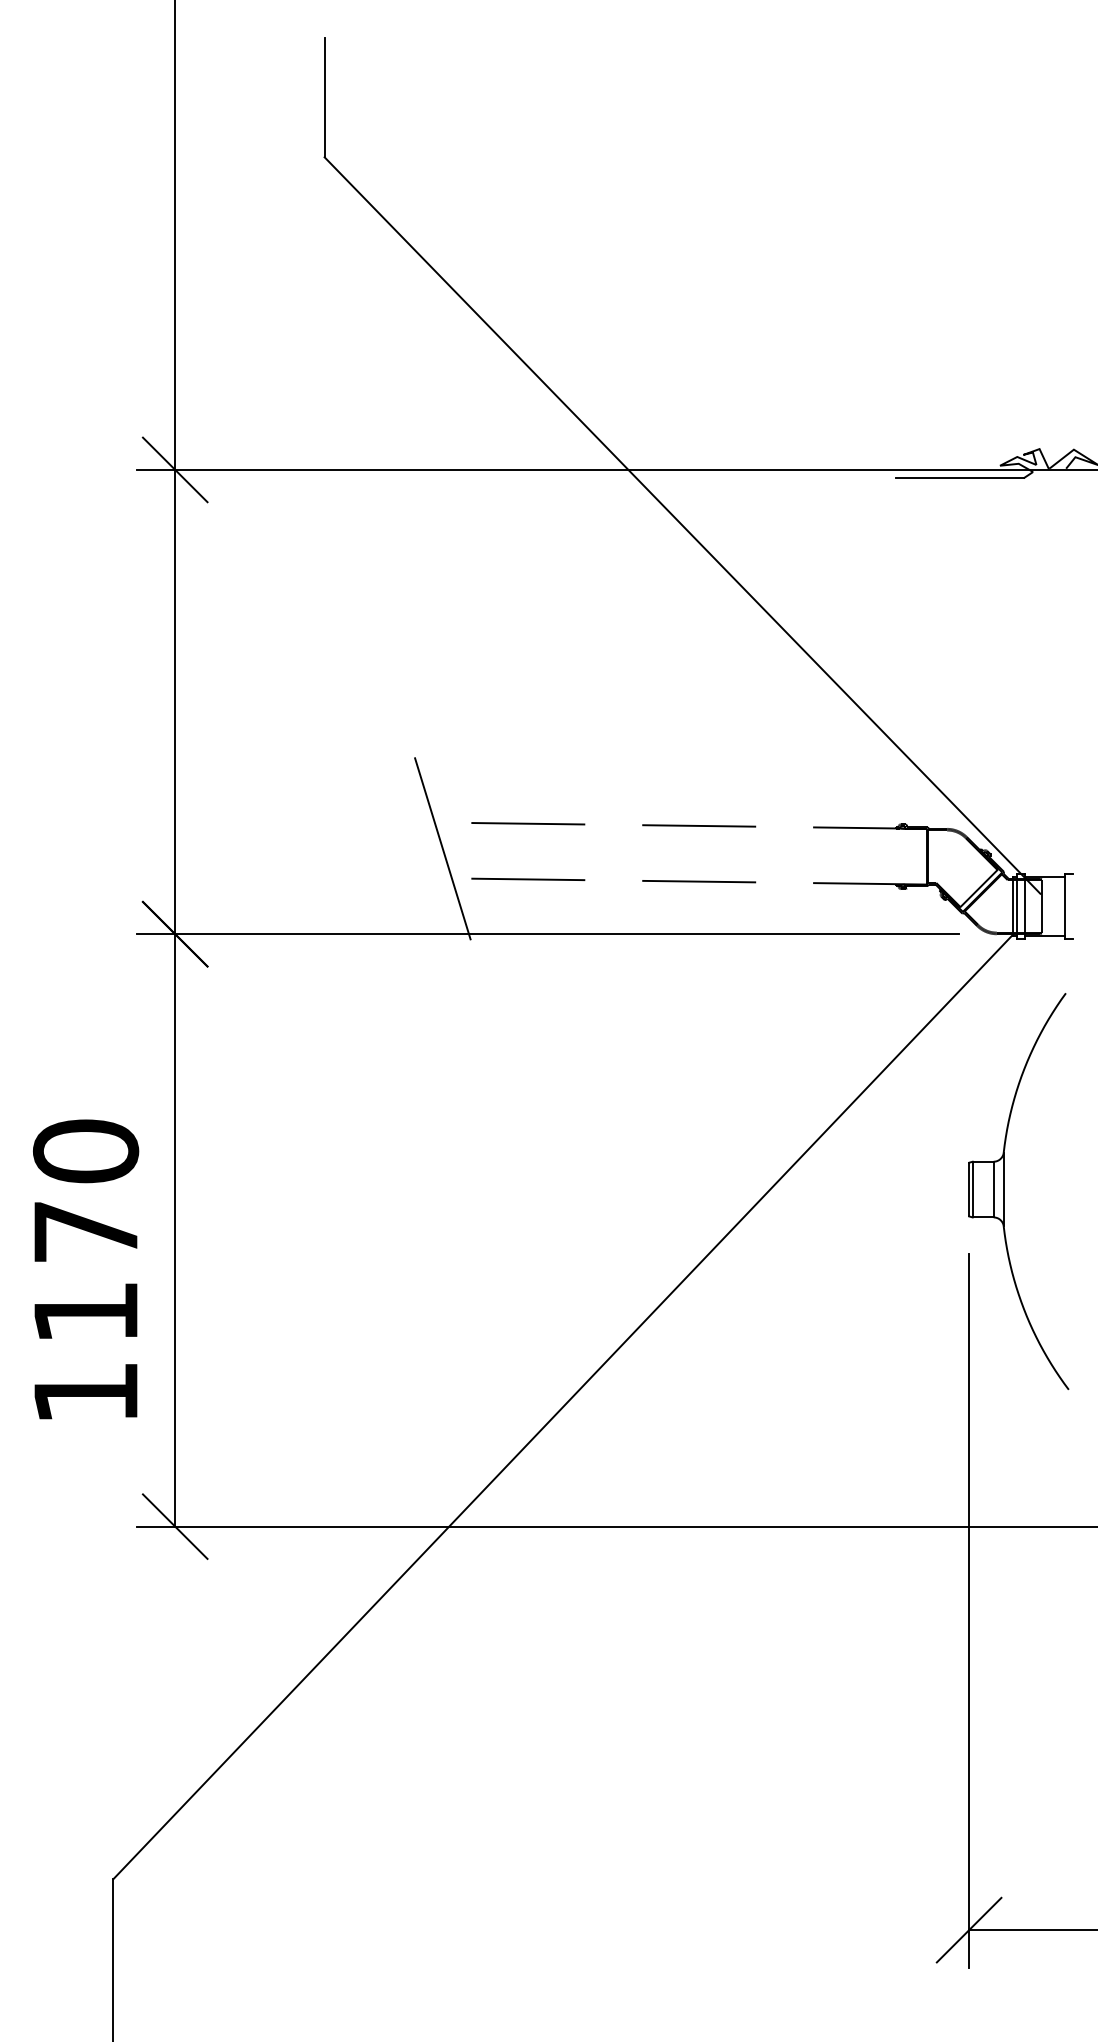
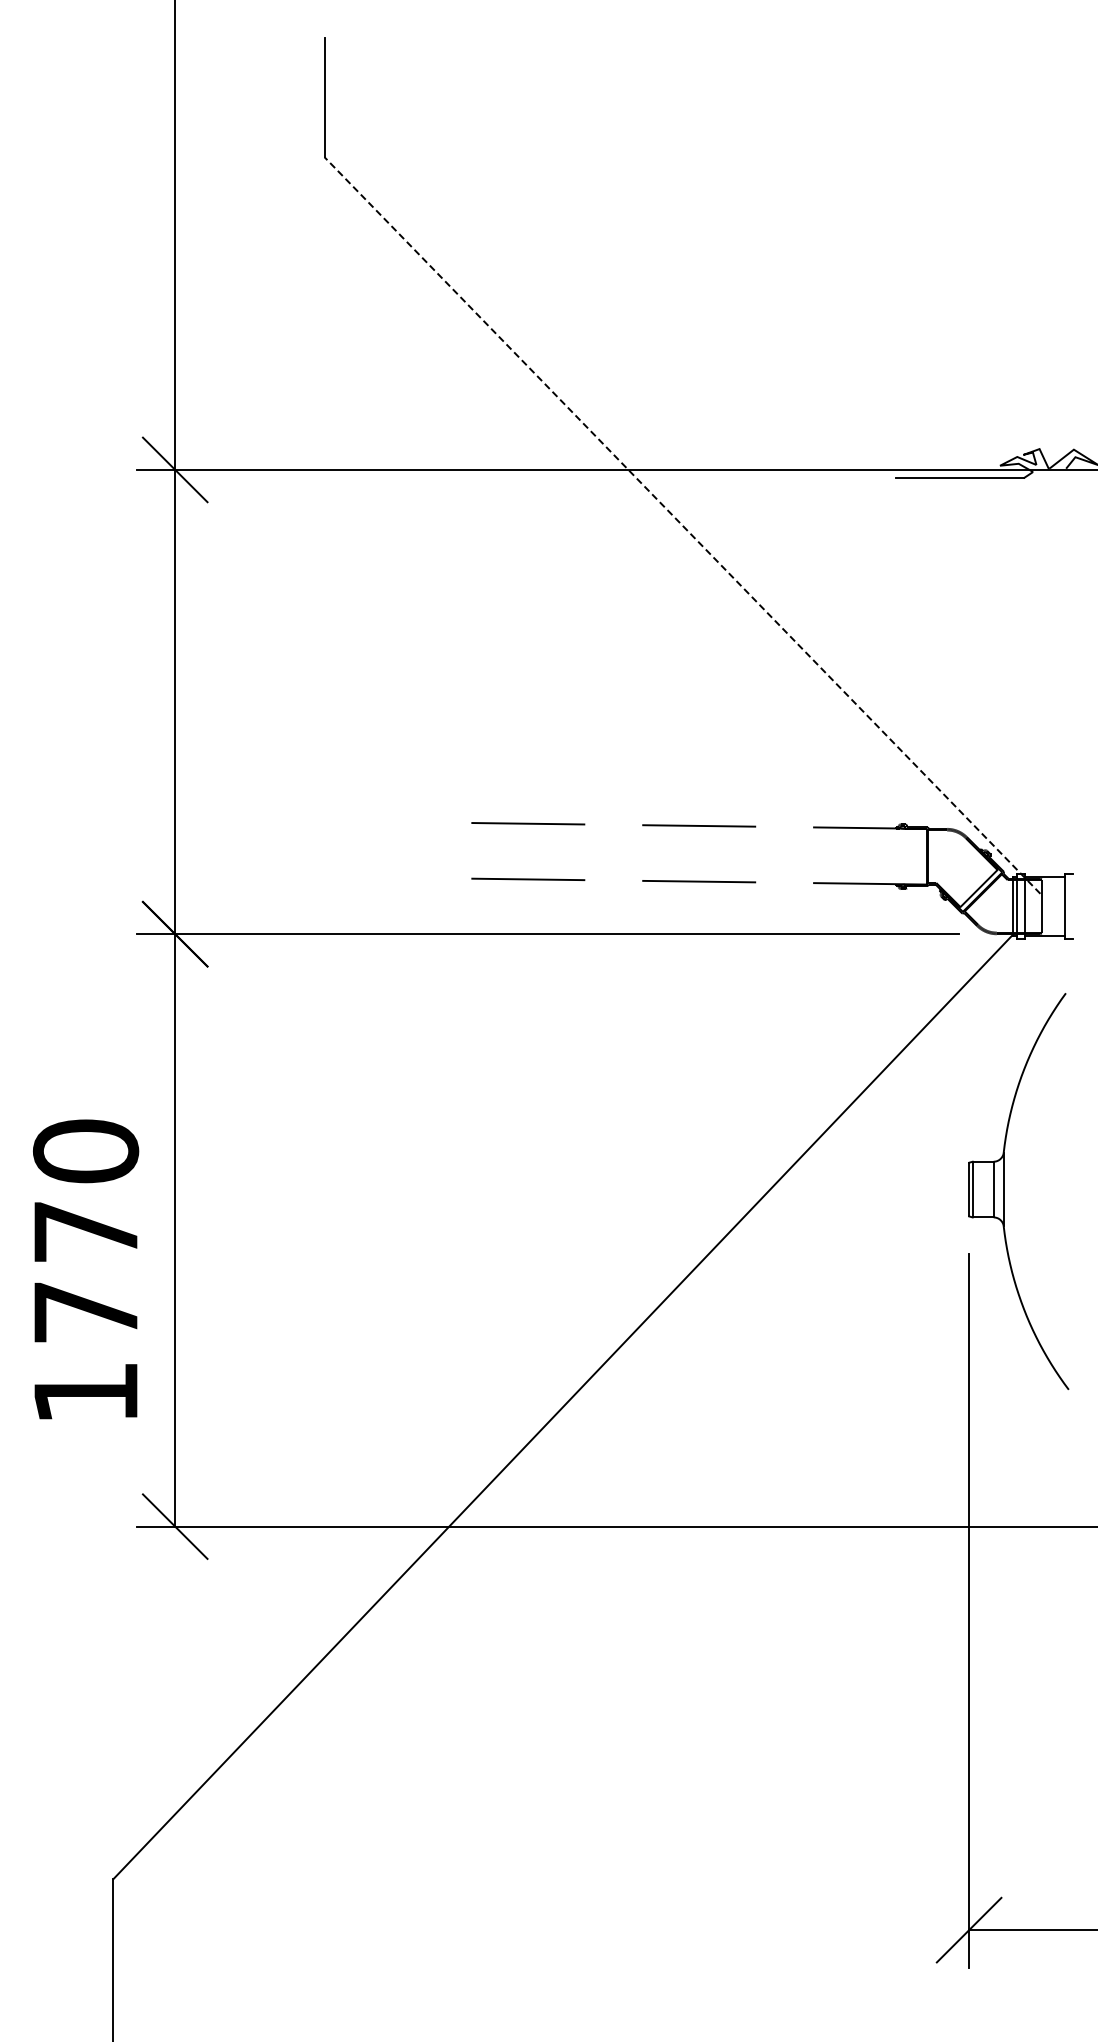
line: solid -> dashed (682, 525)
line: present -> none (442, 848)
text: 1170 -> 1770 (85, 1312)
